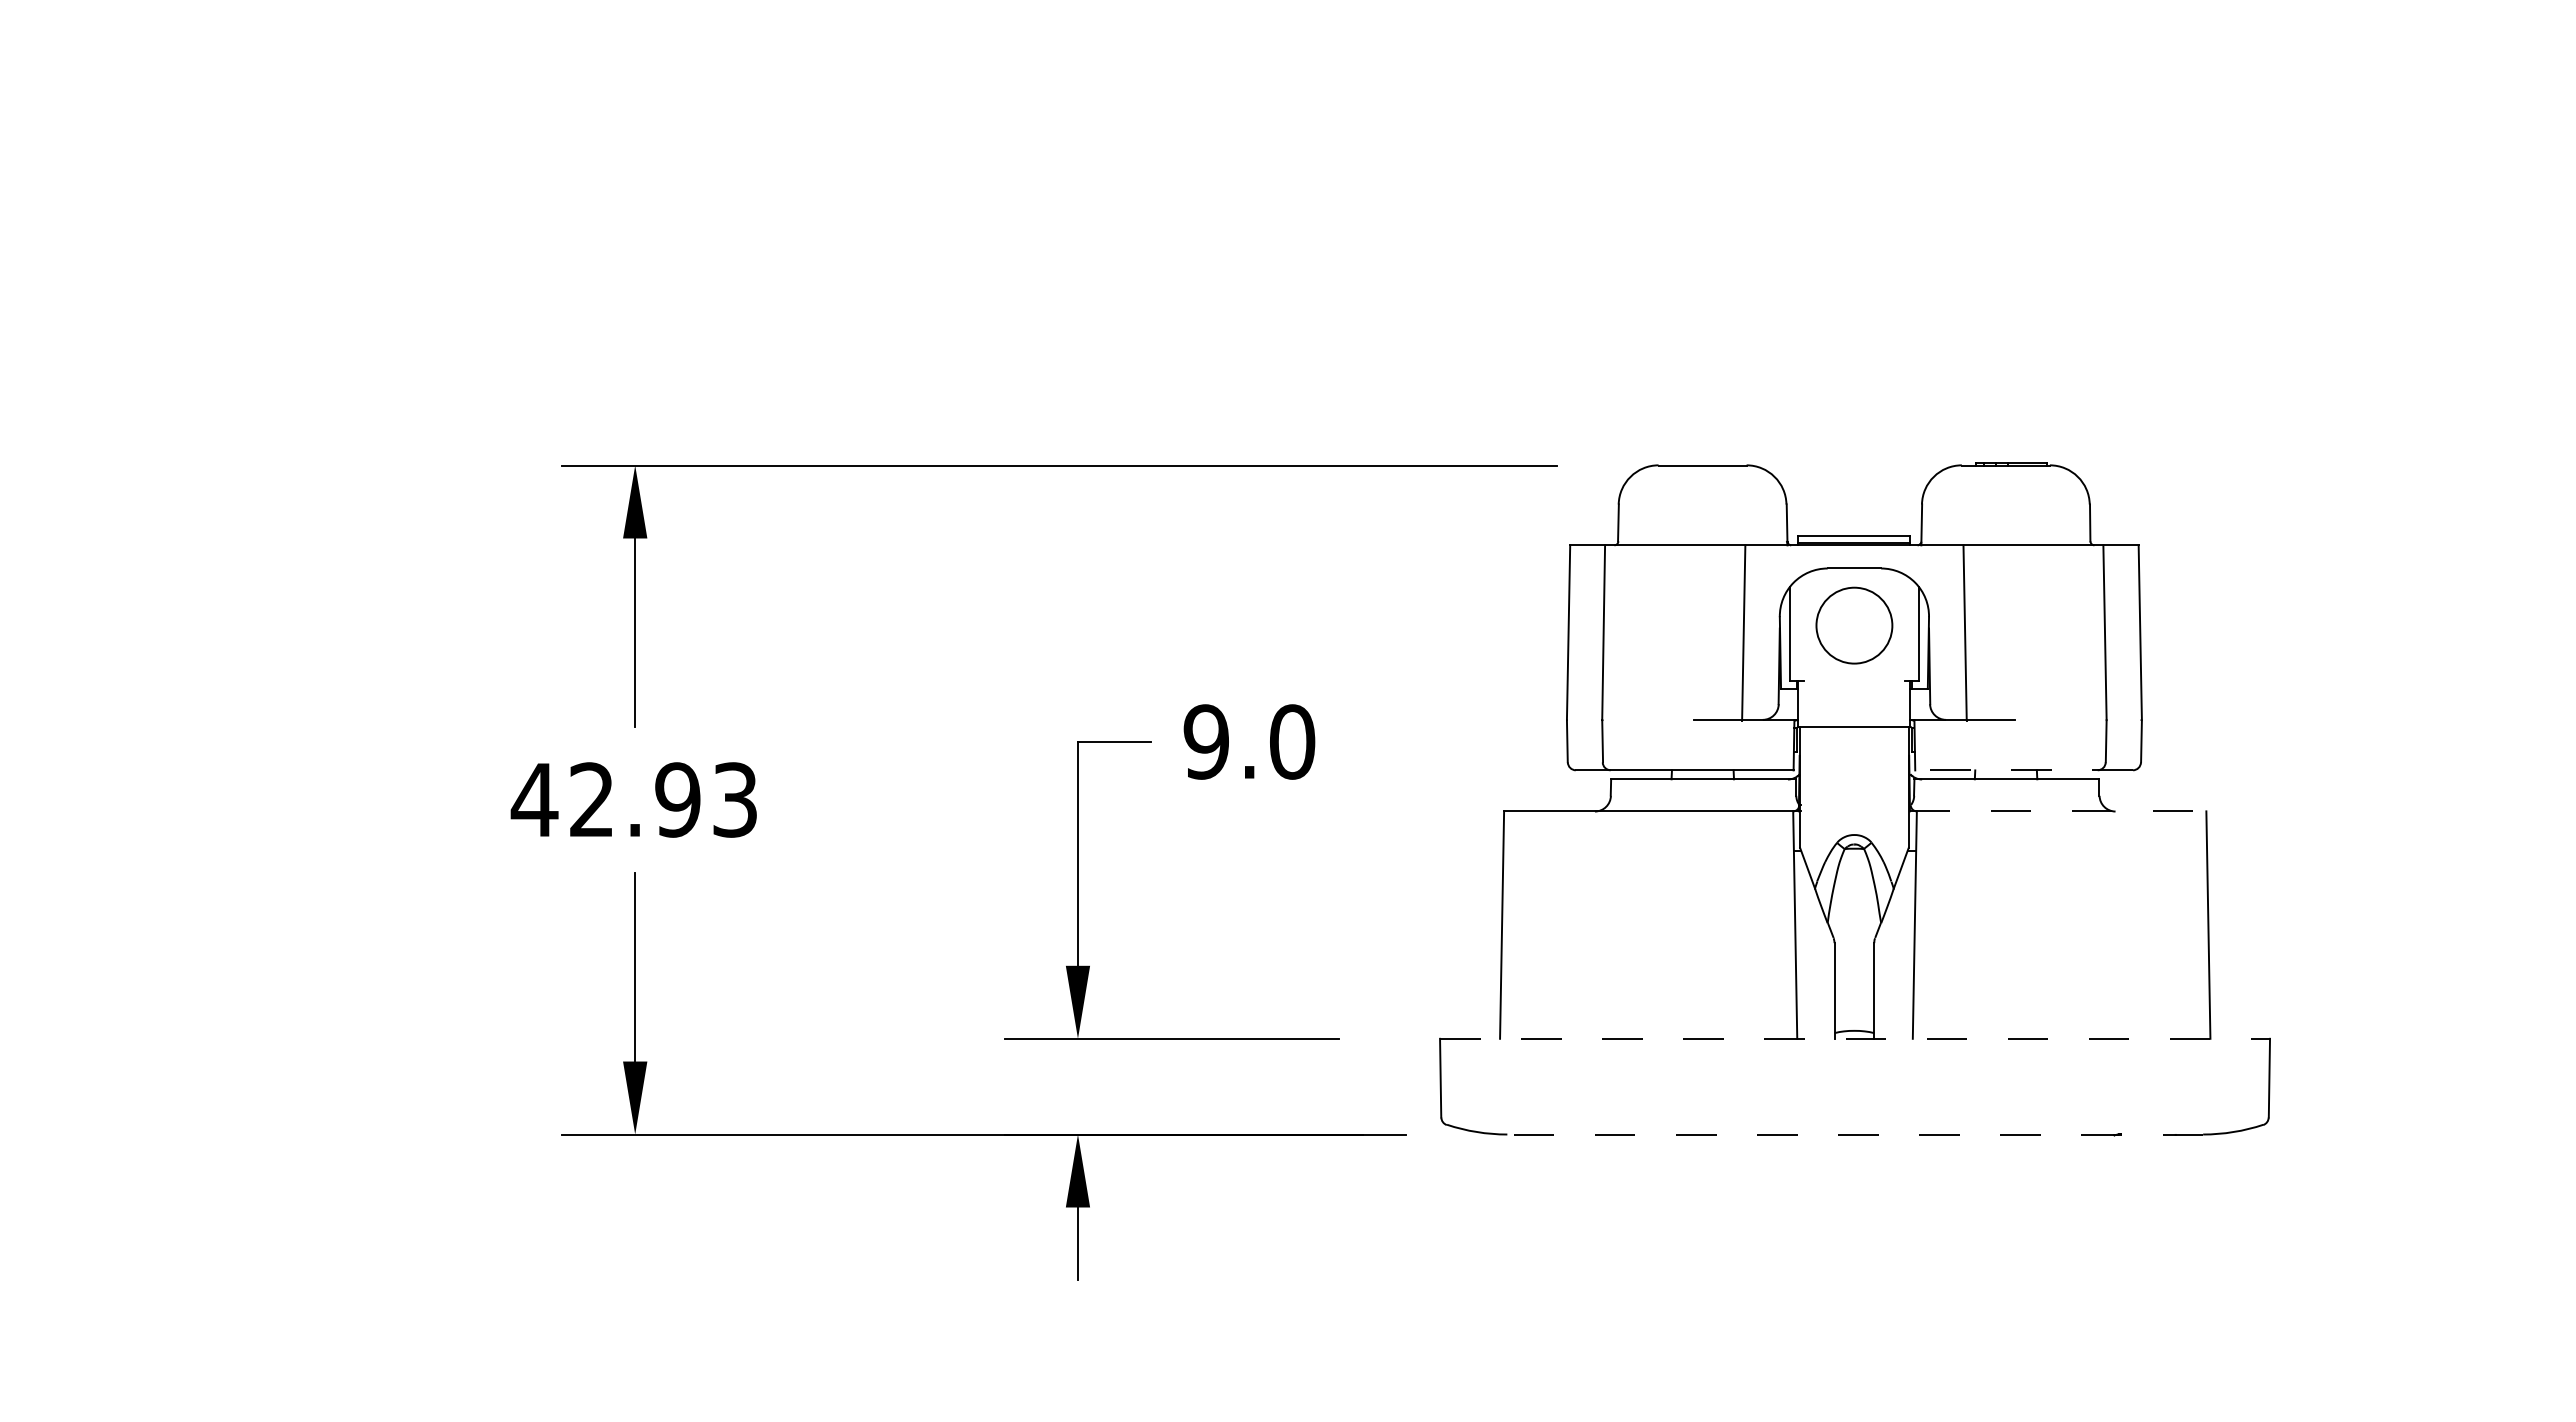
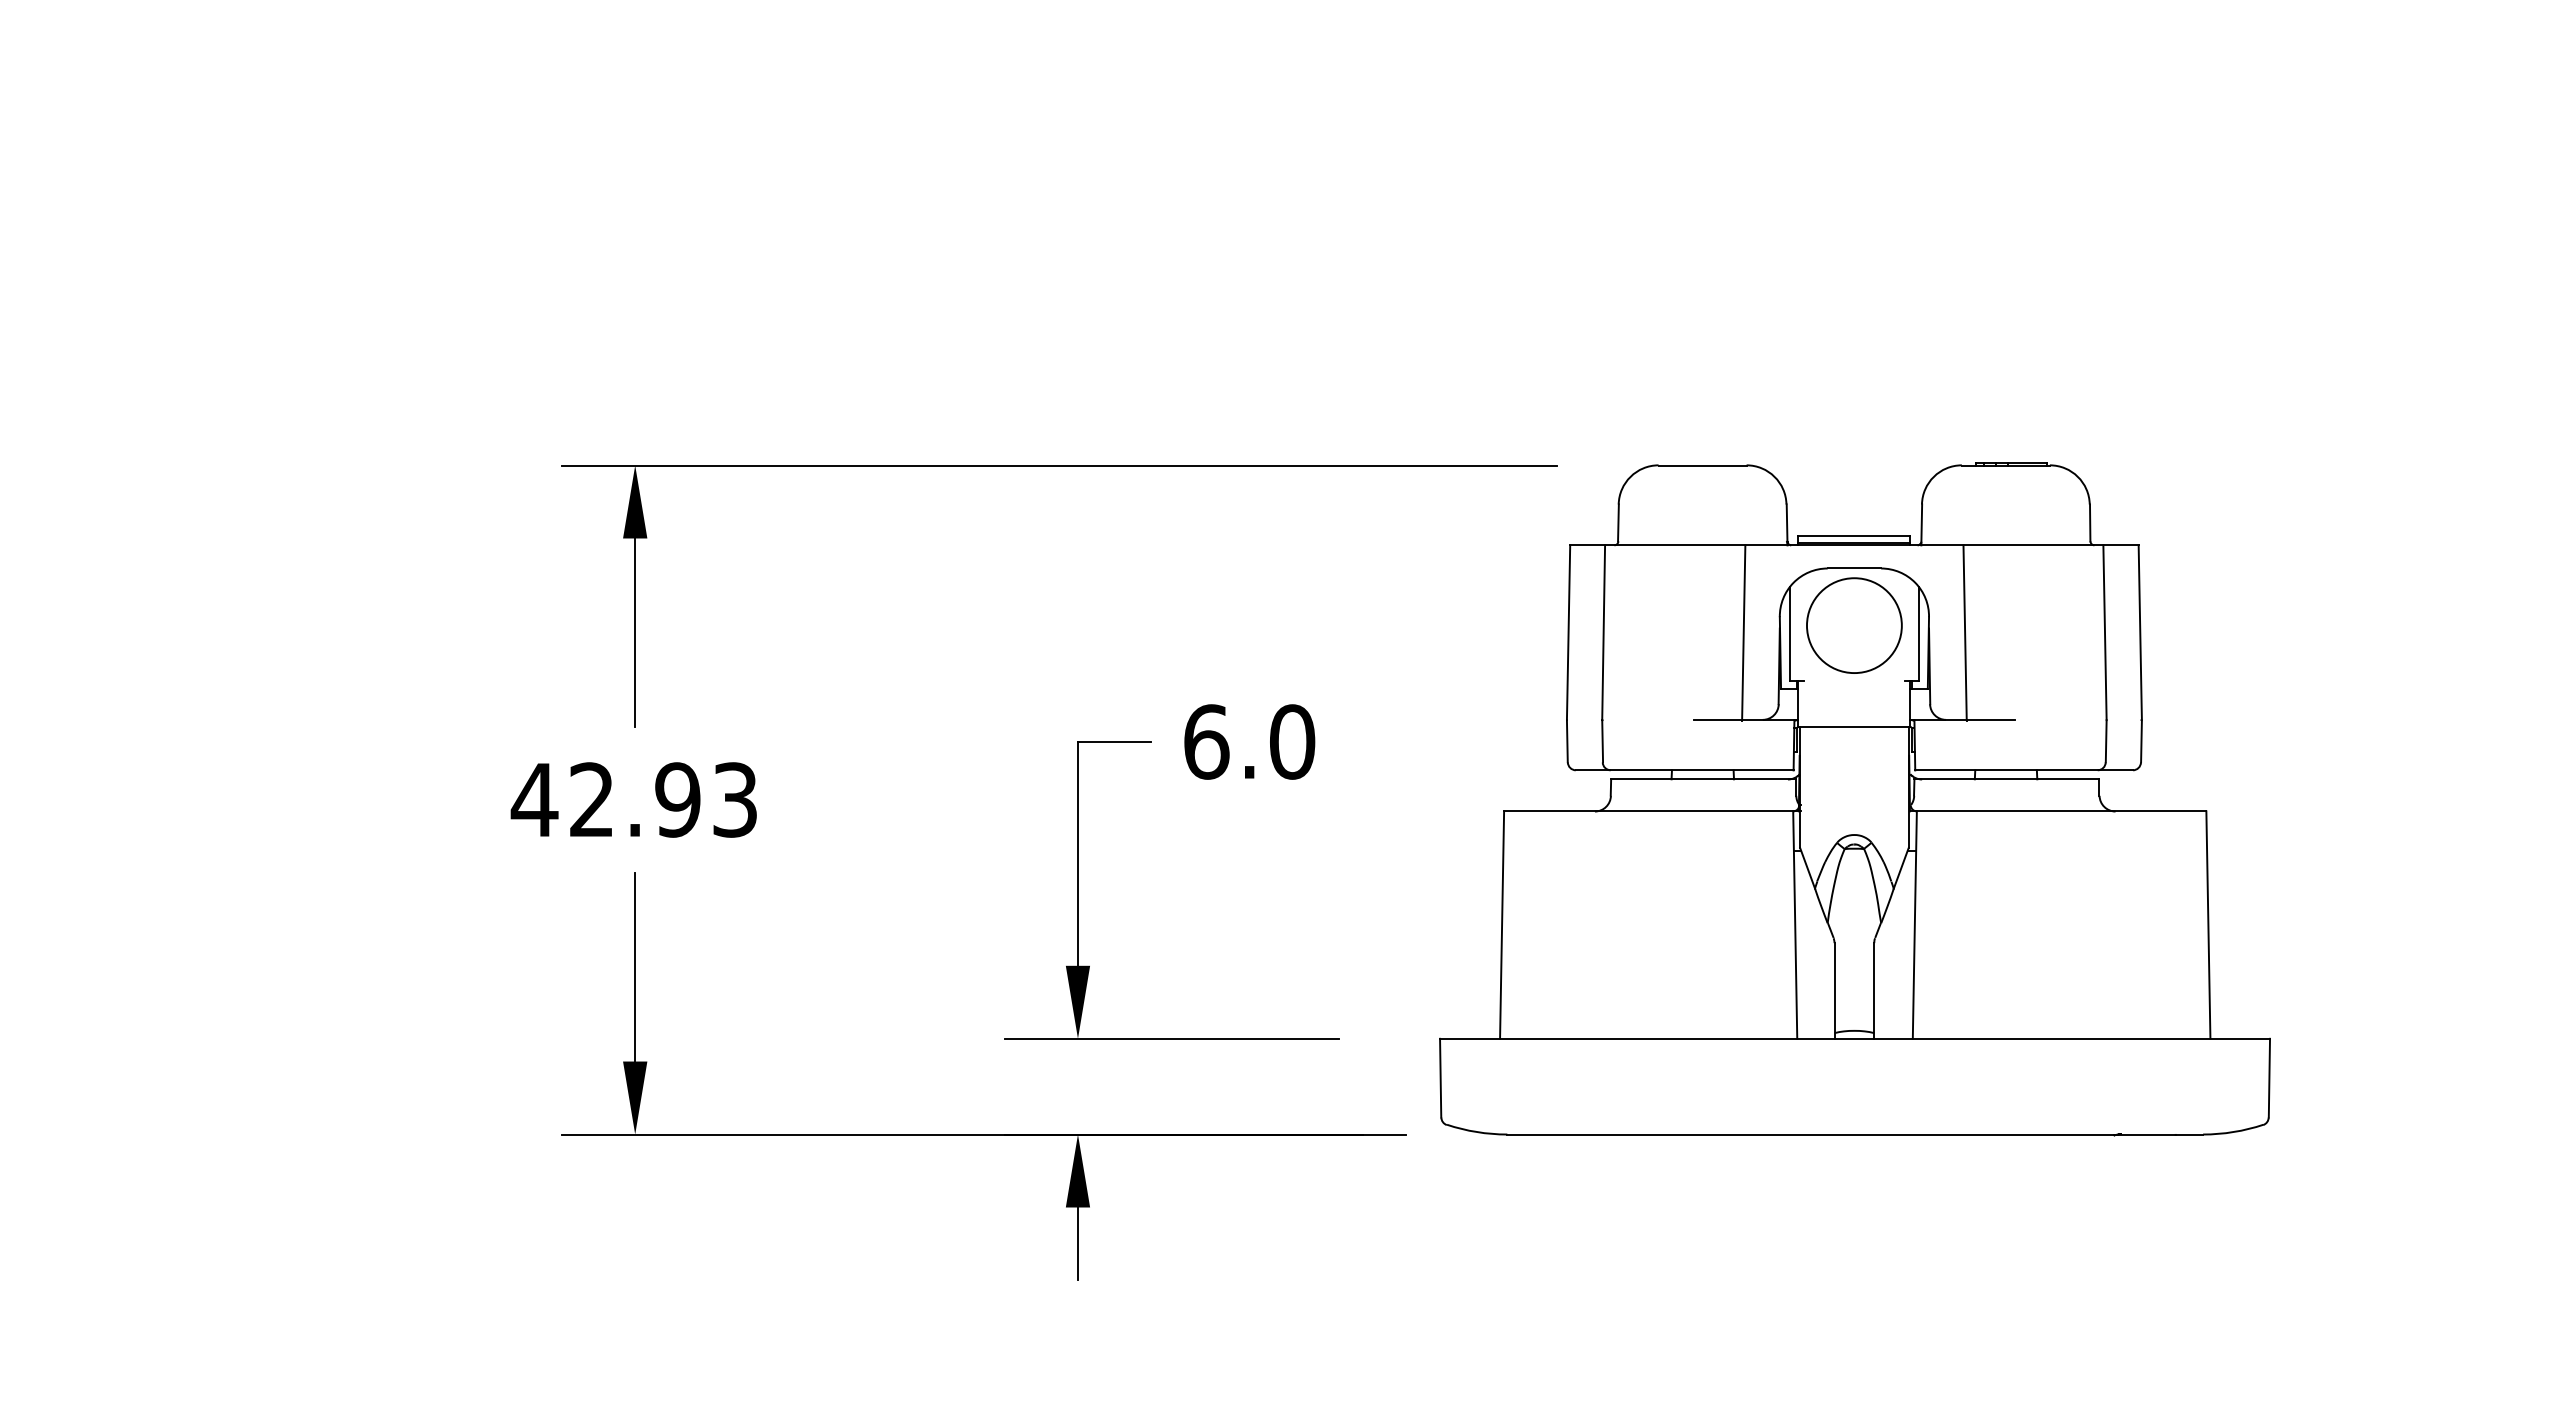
circle diameter: 76 px -> 95 px (1853, 625)
text: 9.0 -> 6.0 (1206, 741)
line: dashed -> solid (2024, 770)
line: dashed -> solid (2058, 811)
line: dashed -> solid (1855, 1038)
line: dashed -> solid (1855, 1134)
